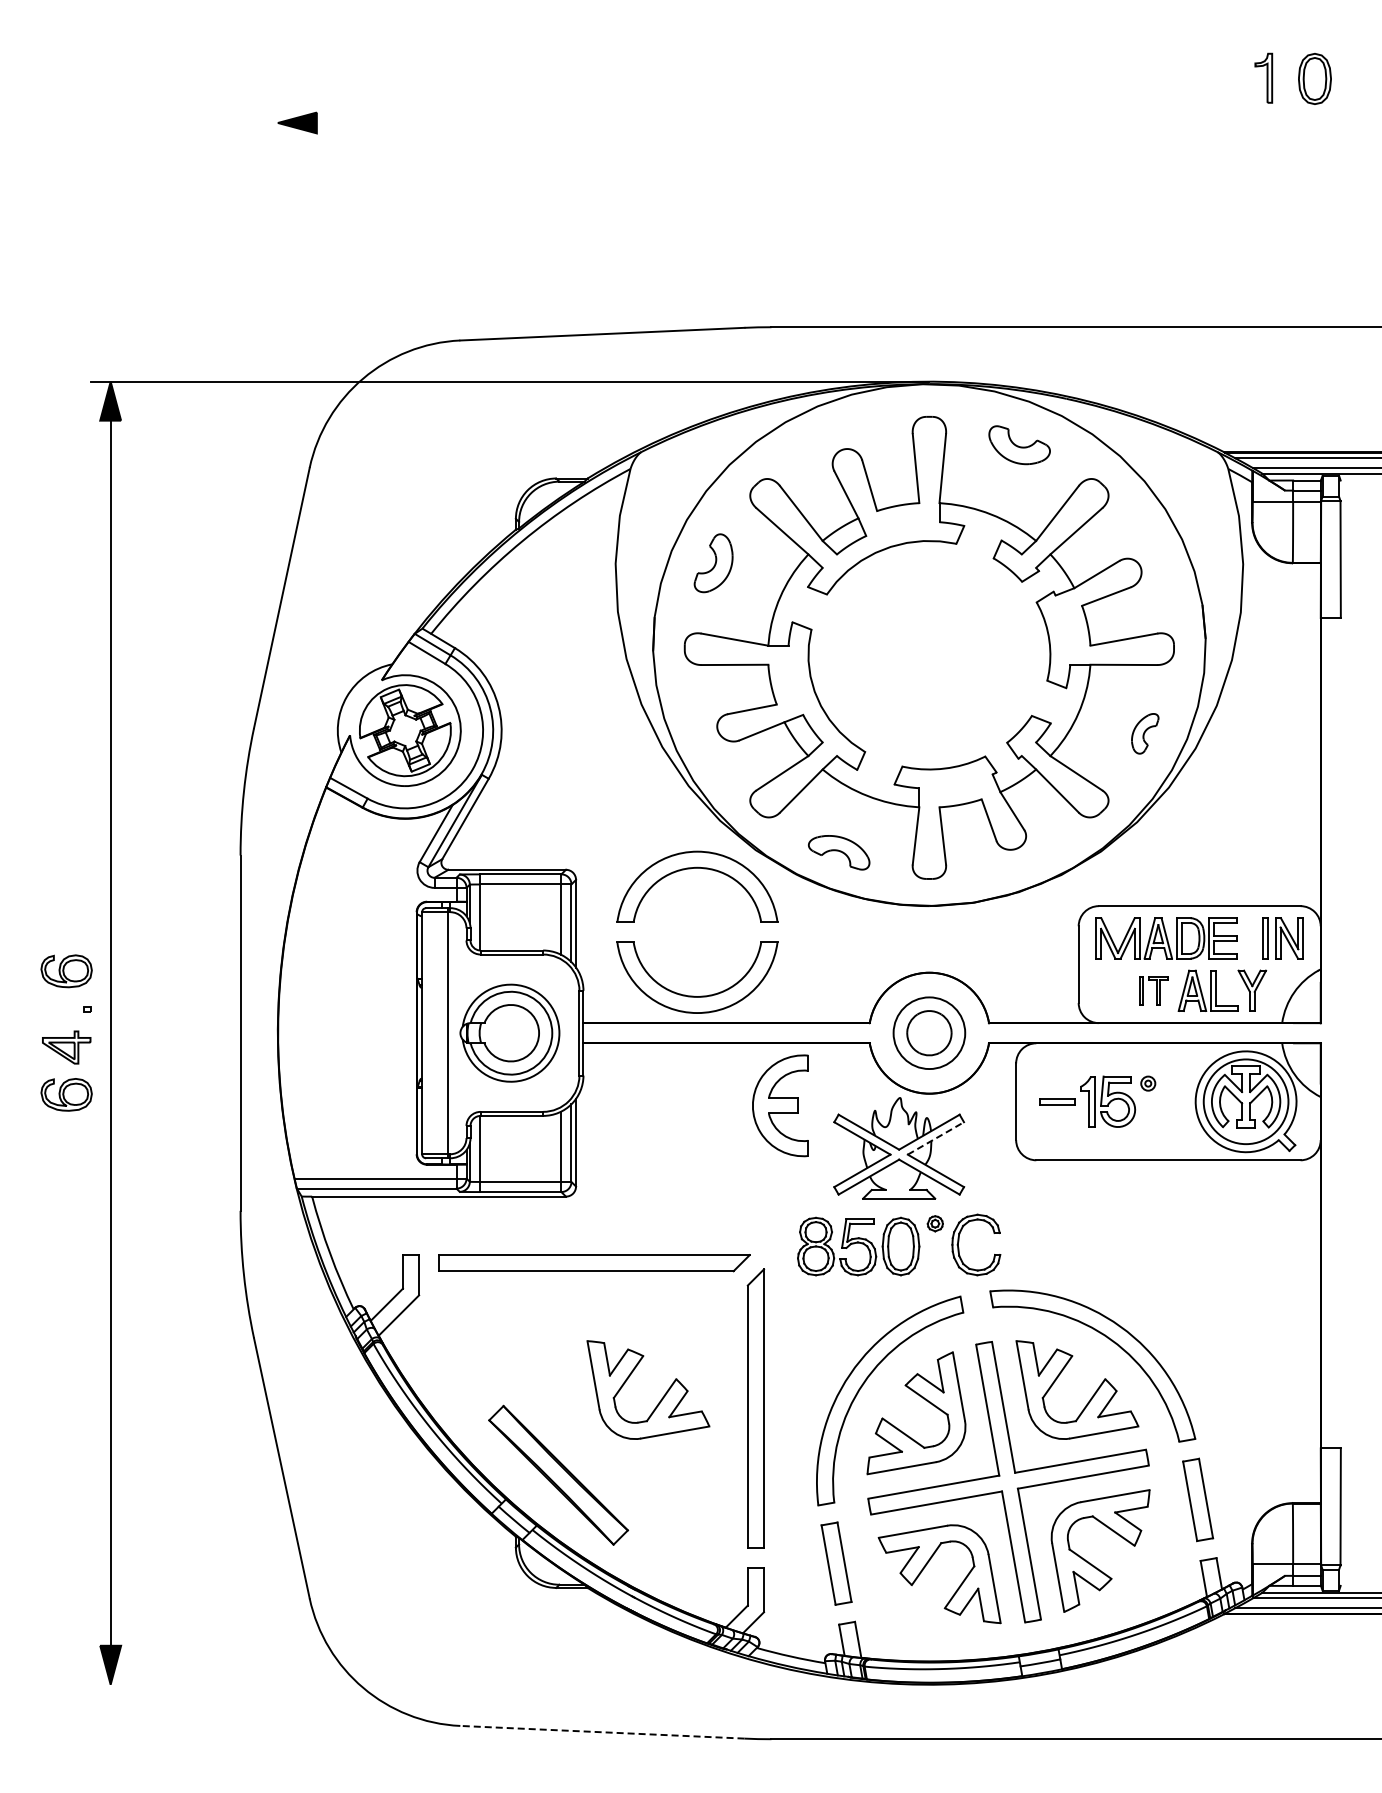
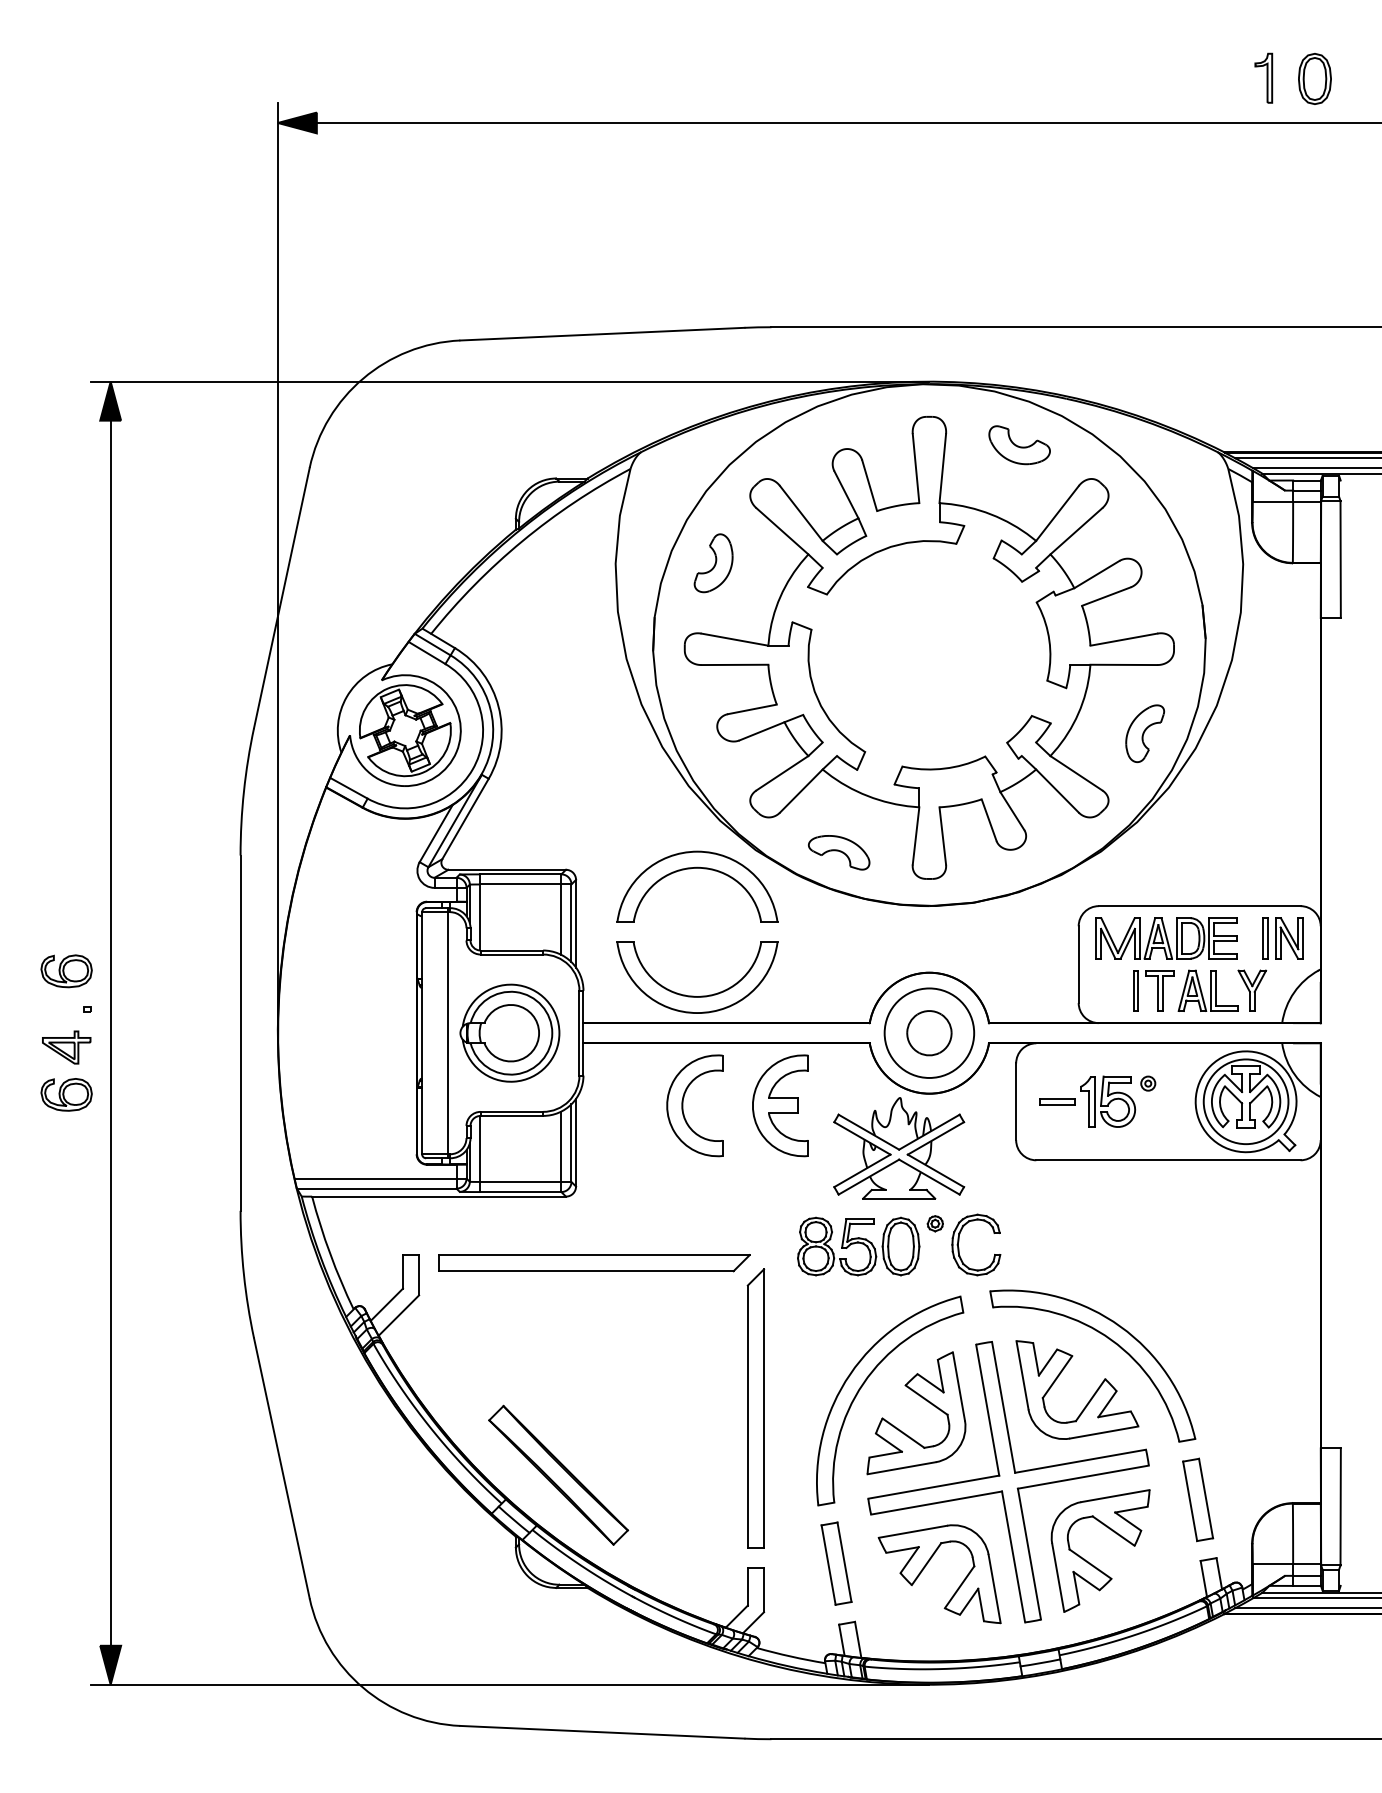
line: none -> present (847, 122)
line: none -> present (277, 567)
part size: 29x42 px -> 41x60 px (1145, 733)
part size: 30x30 px -> 42x42 px (1153, 990)
circle diameter: 72 px -> 90 px (929, 1032)
part: none -> present (683, 1105)
line: dashed -> solid (936, 1138)
part: present -> none (660, 1399)
line: none -> present (509, 1684)
line: dashed -> solid (601, 1732)
